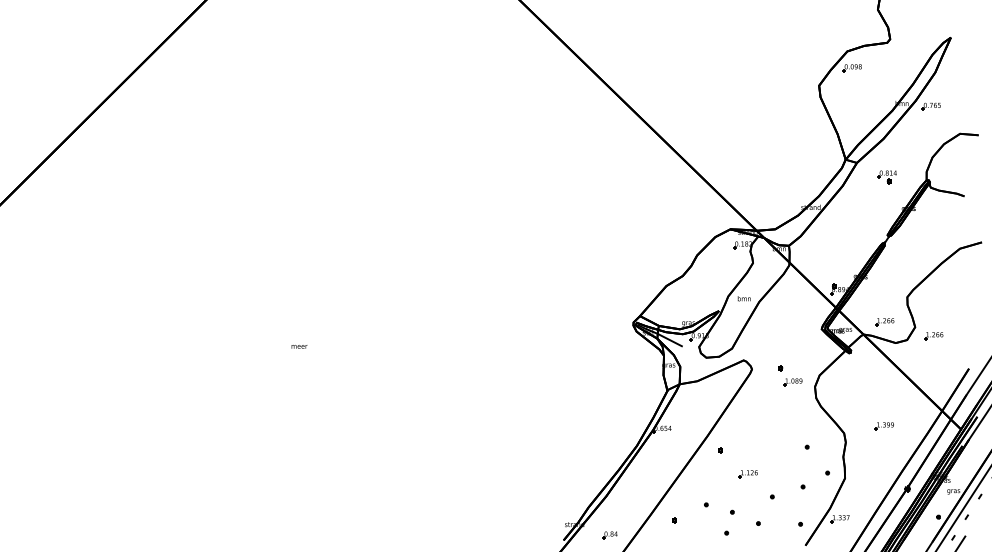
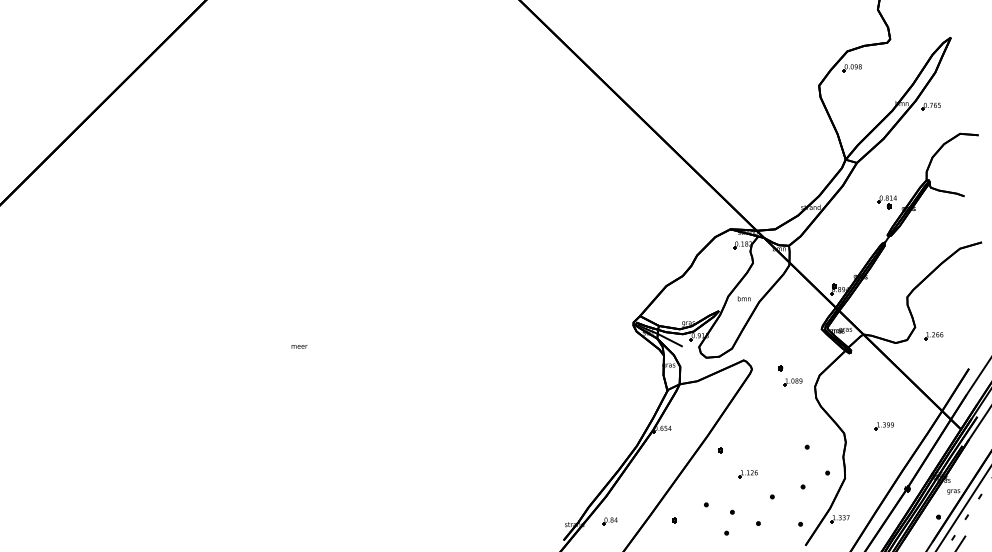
part position: (886, 177) -> (886, 202) (886, 202)
part: present -> none (884, 322)
part position: (609, 535) -> (609, 521) (609, 521)
